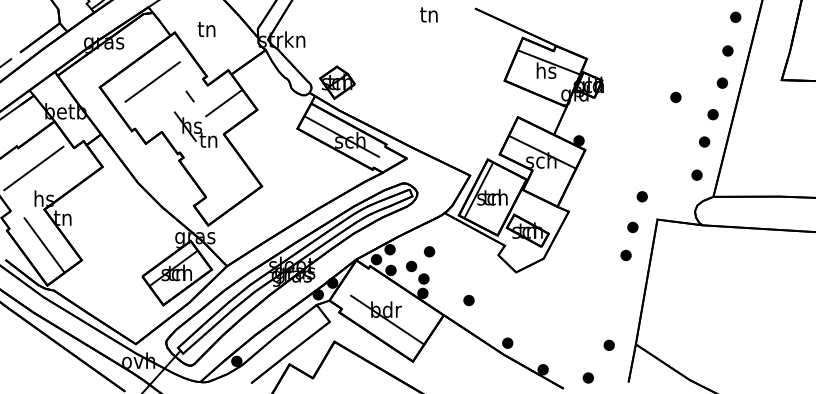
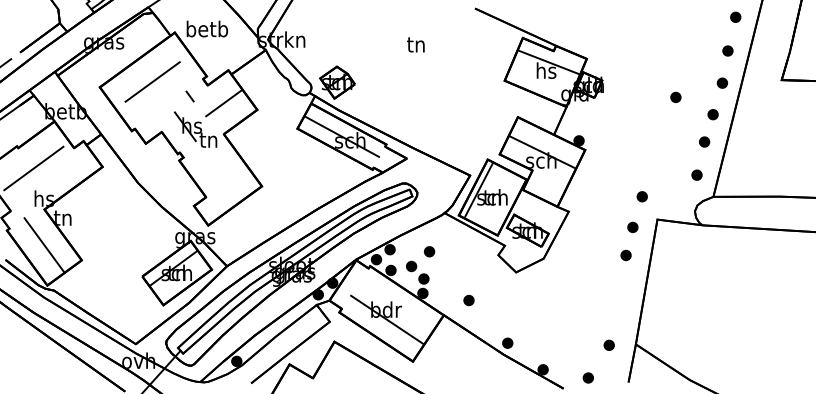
text position: (428, 14) -> (415, 44) (415, 44)
text: tn -> betb (207, 28)
